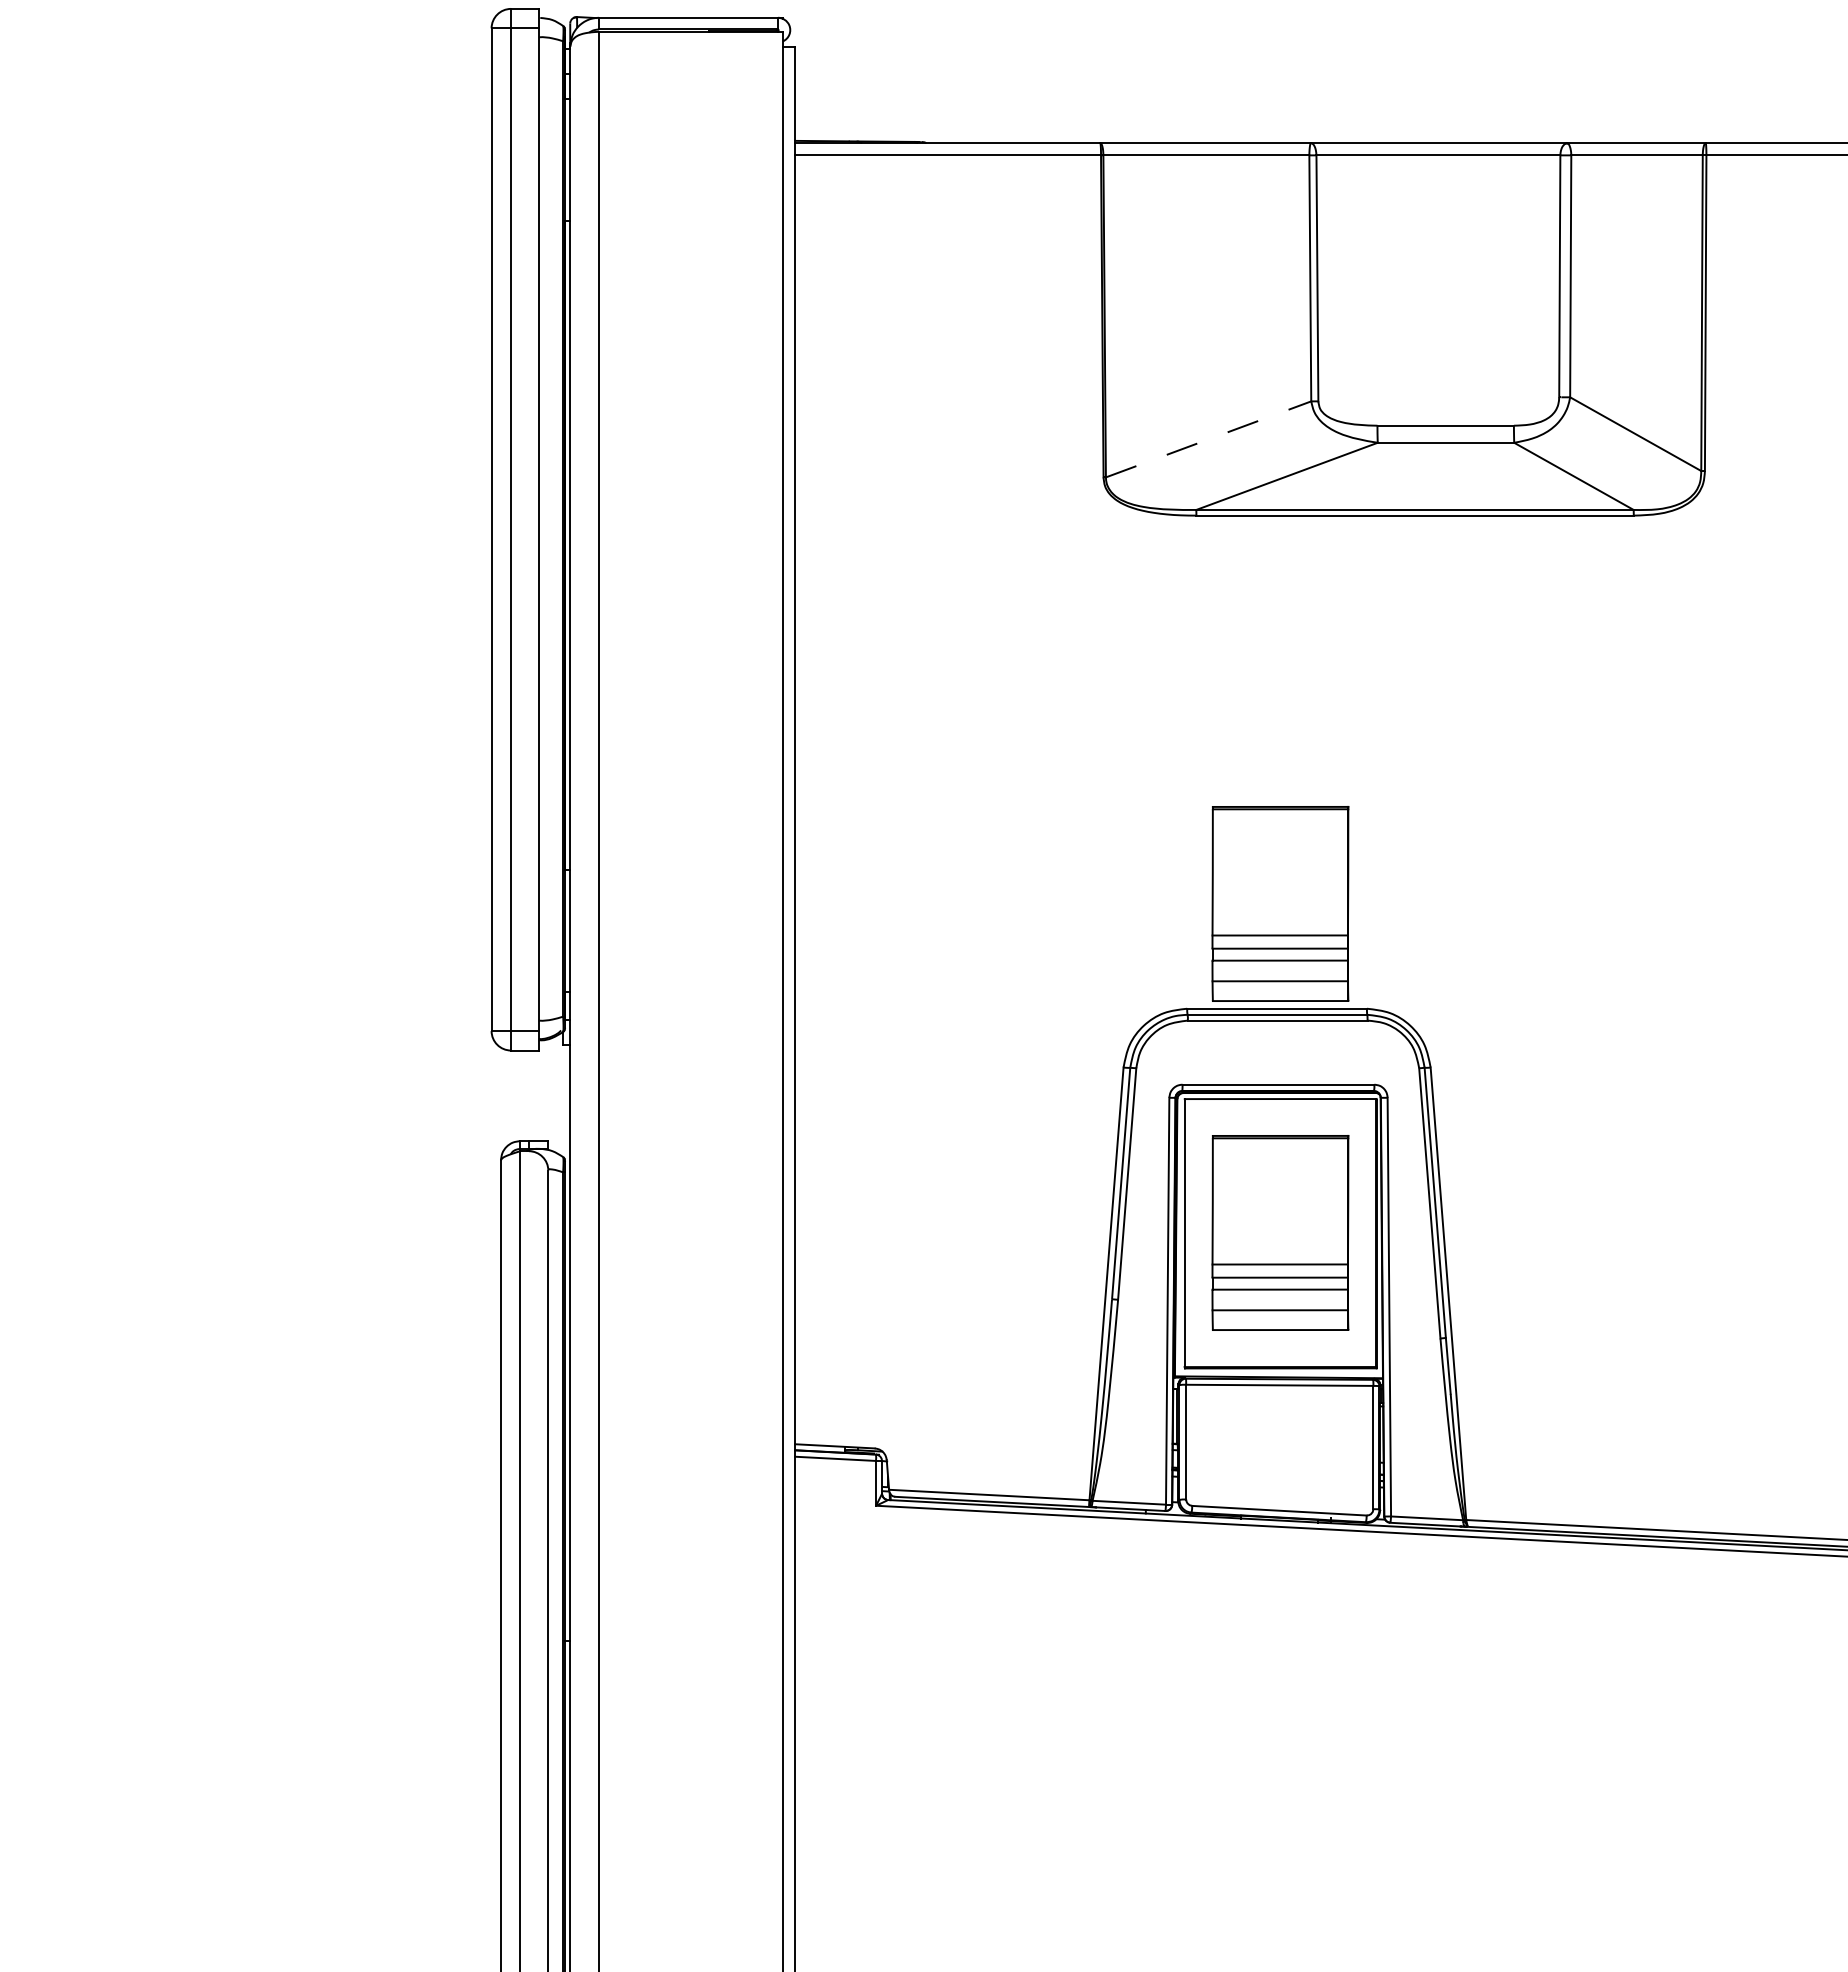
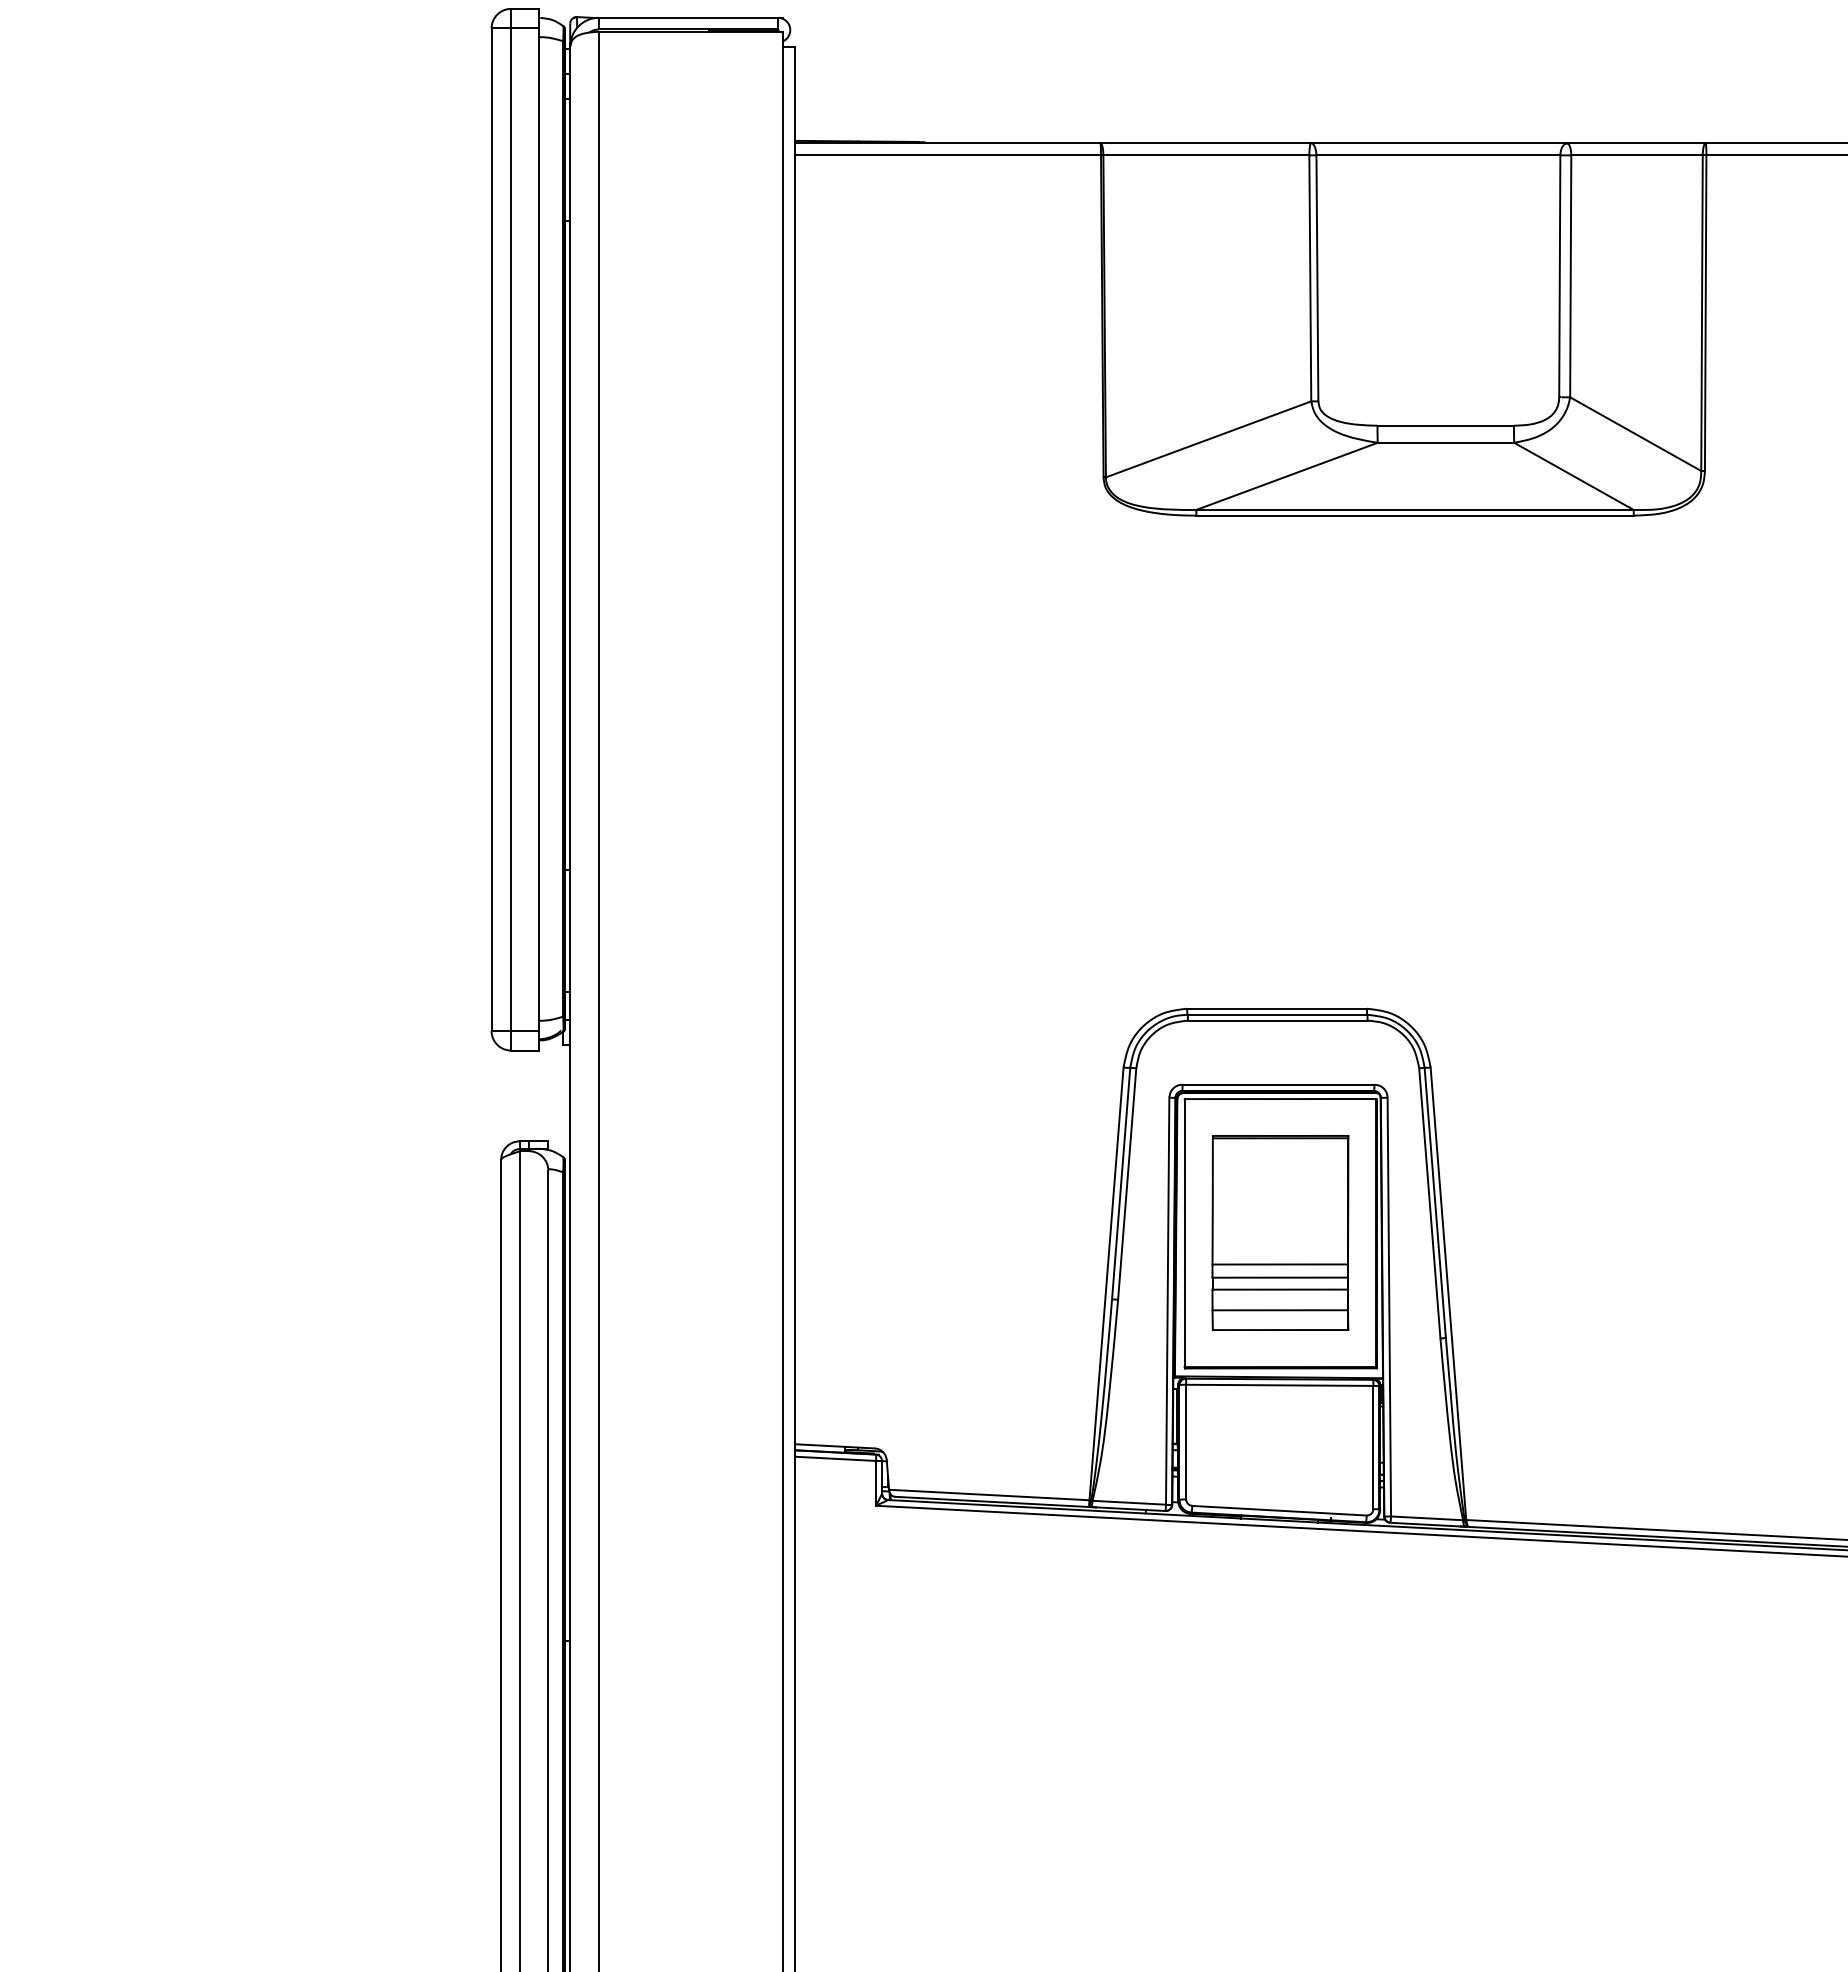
line: dashed -> solid (1209, 439)
part: present -> none (1280, 903)
